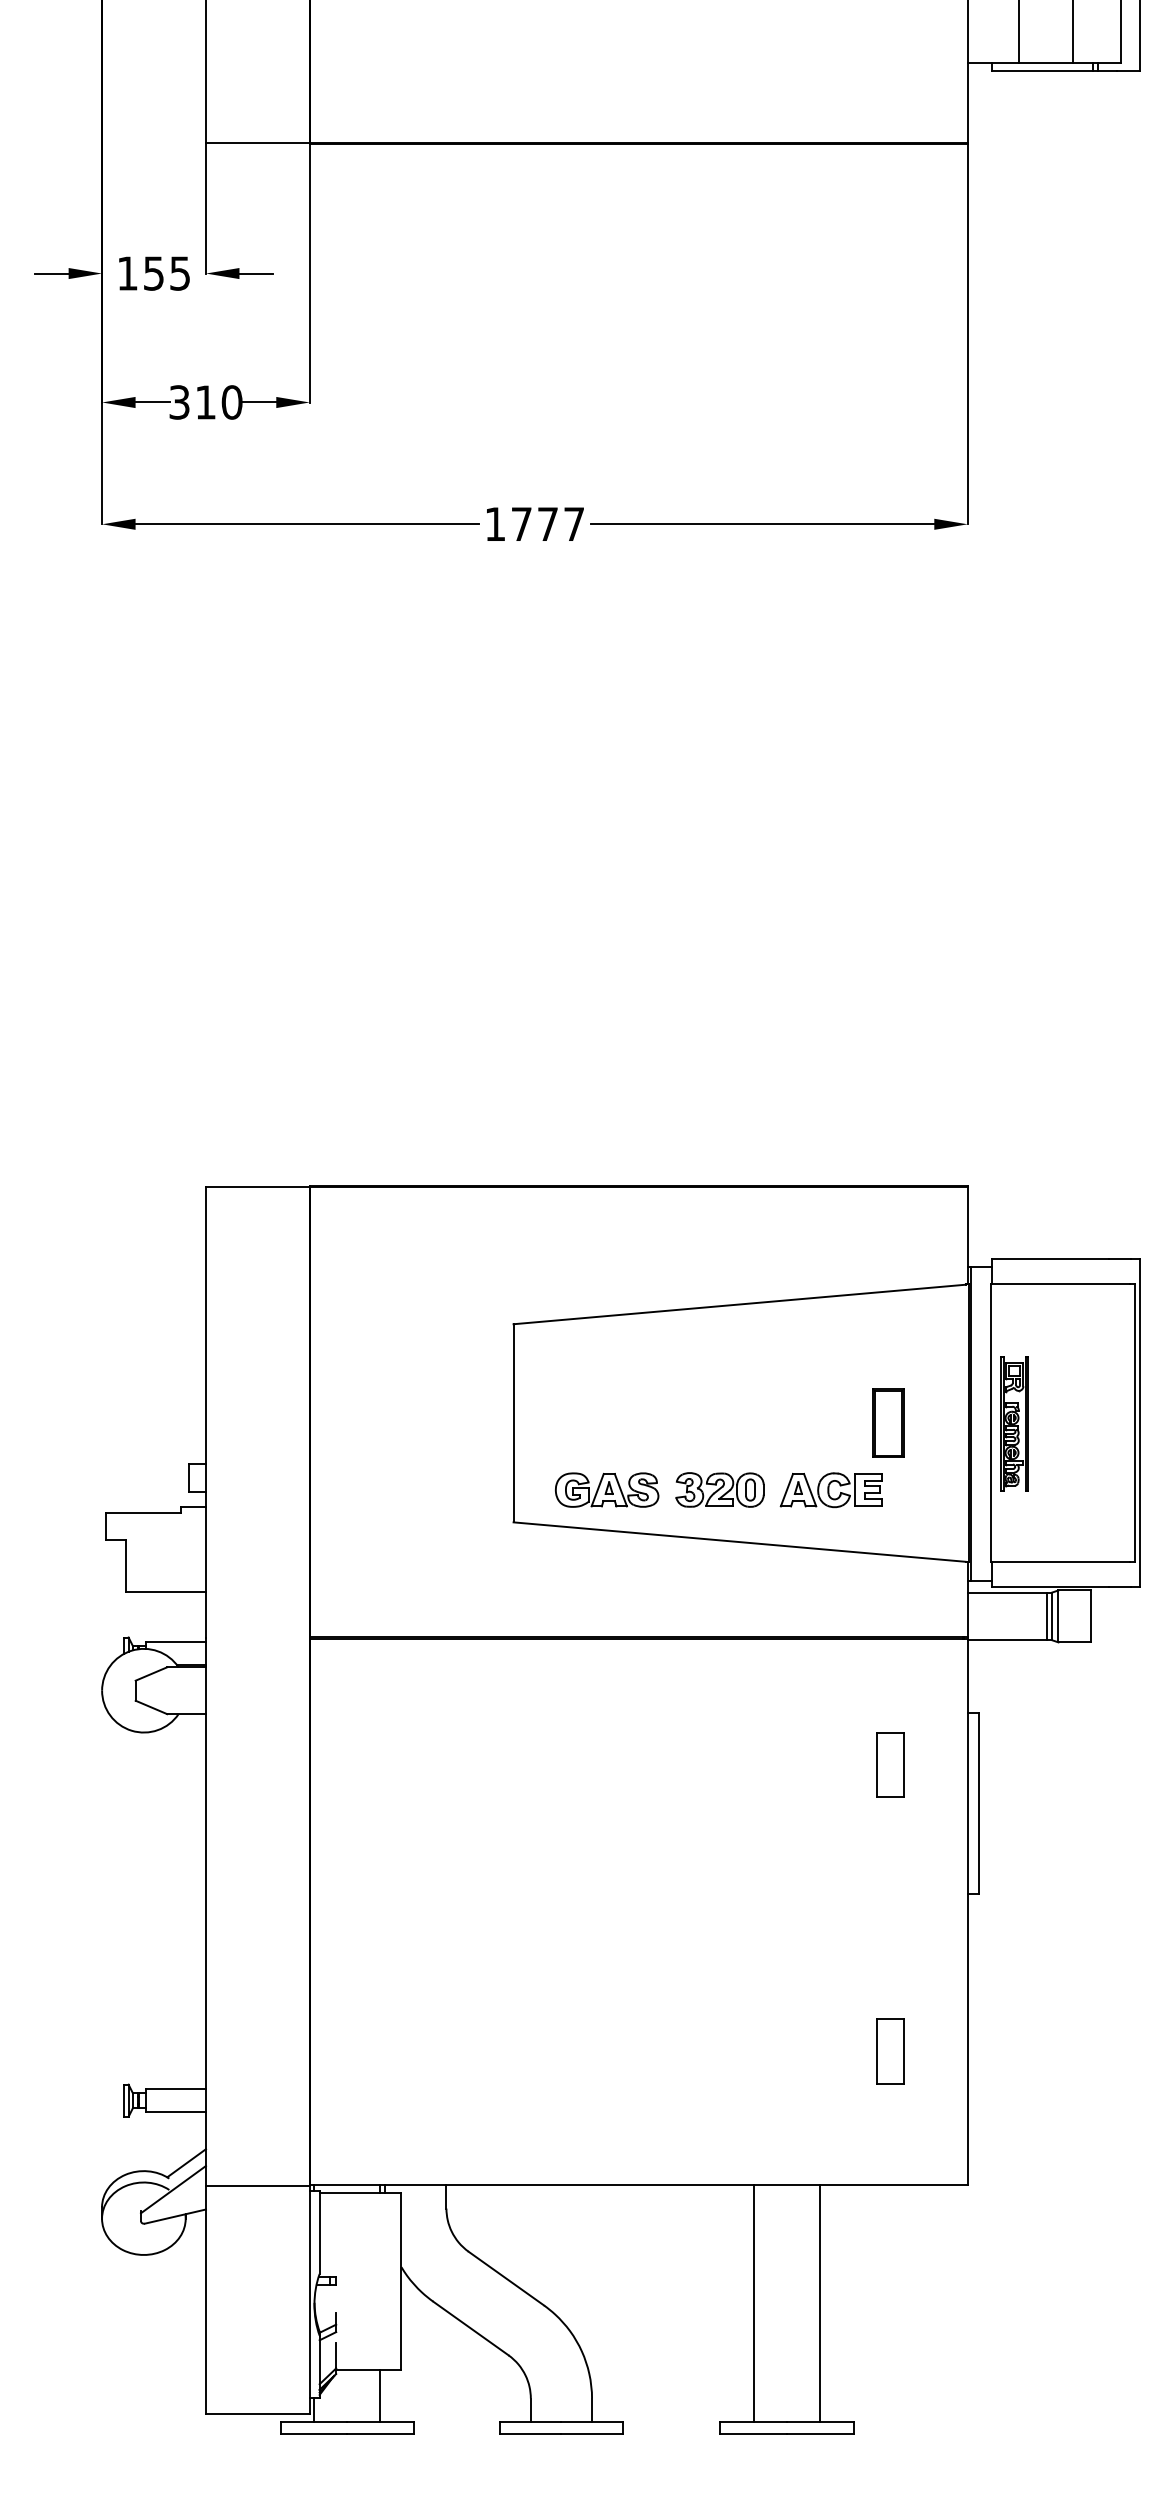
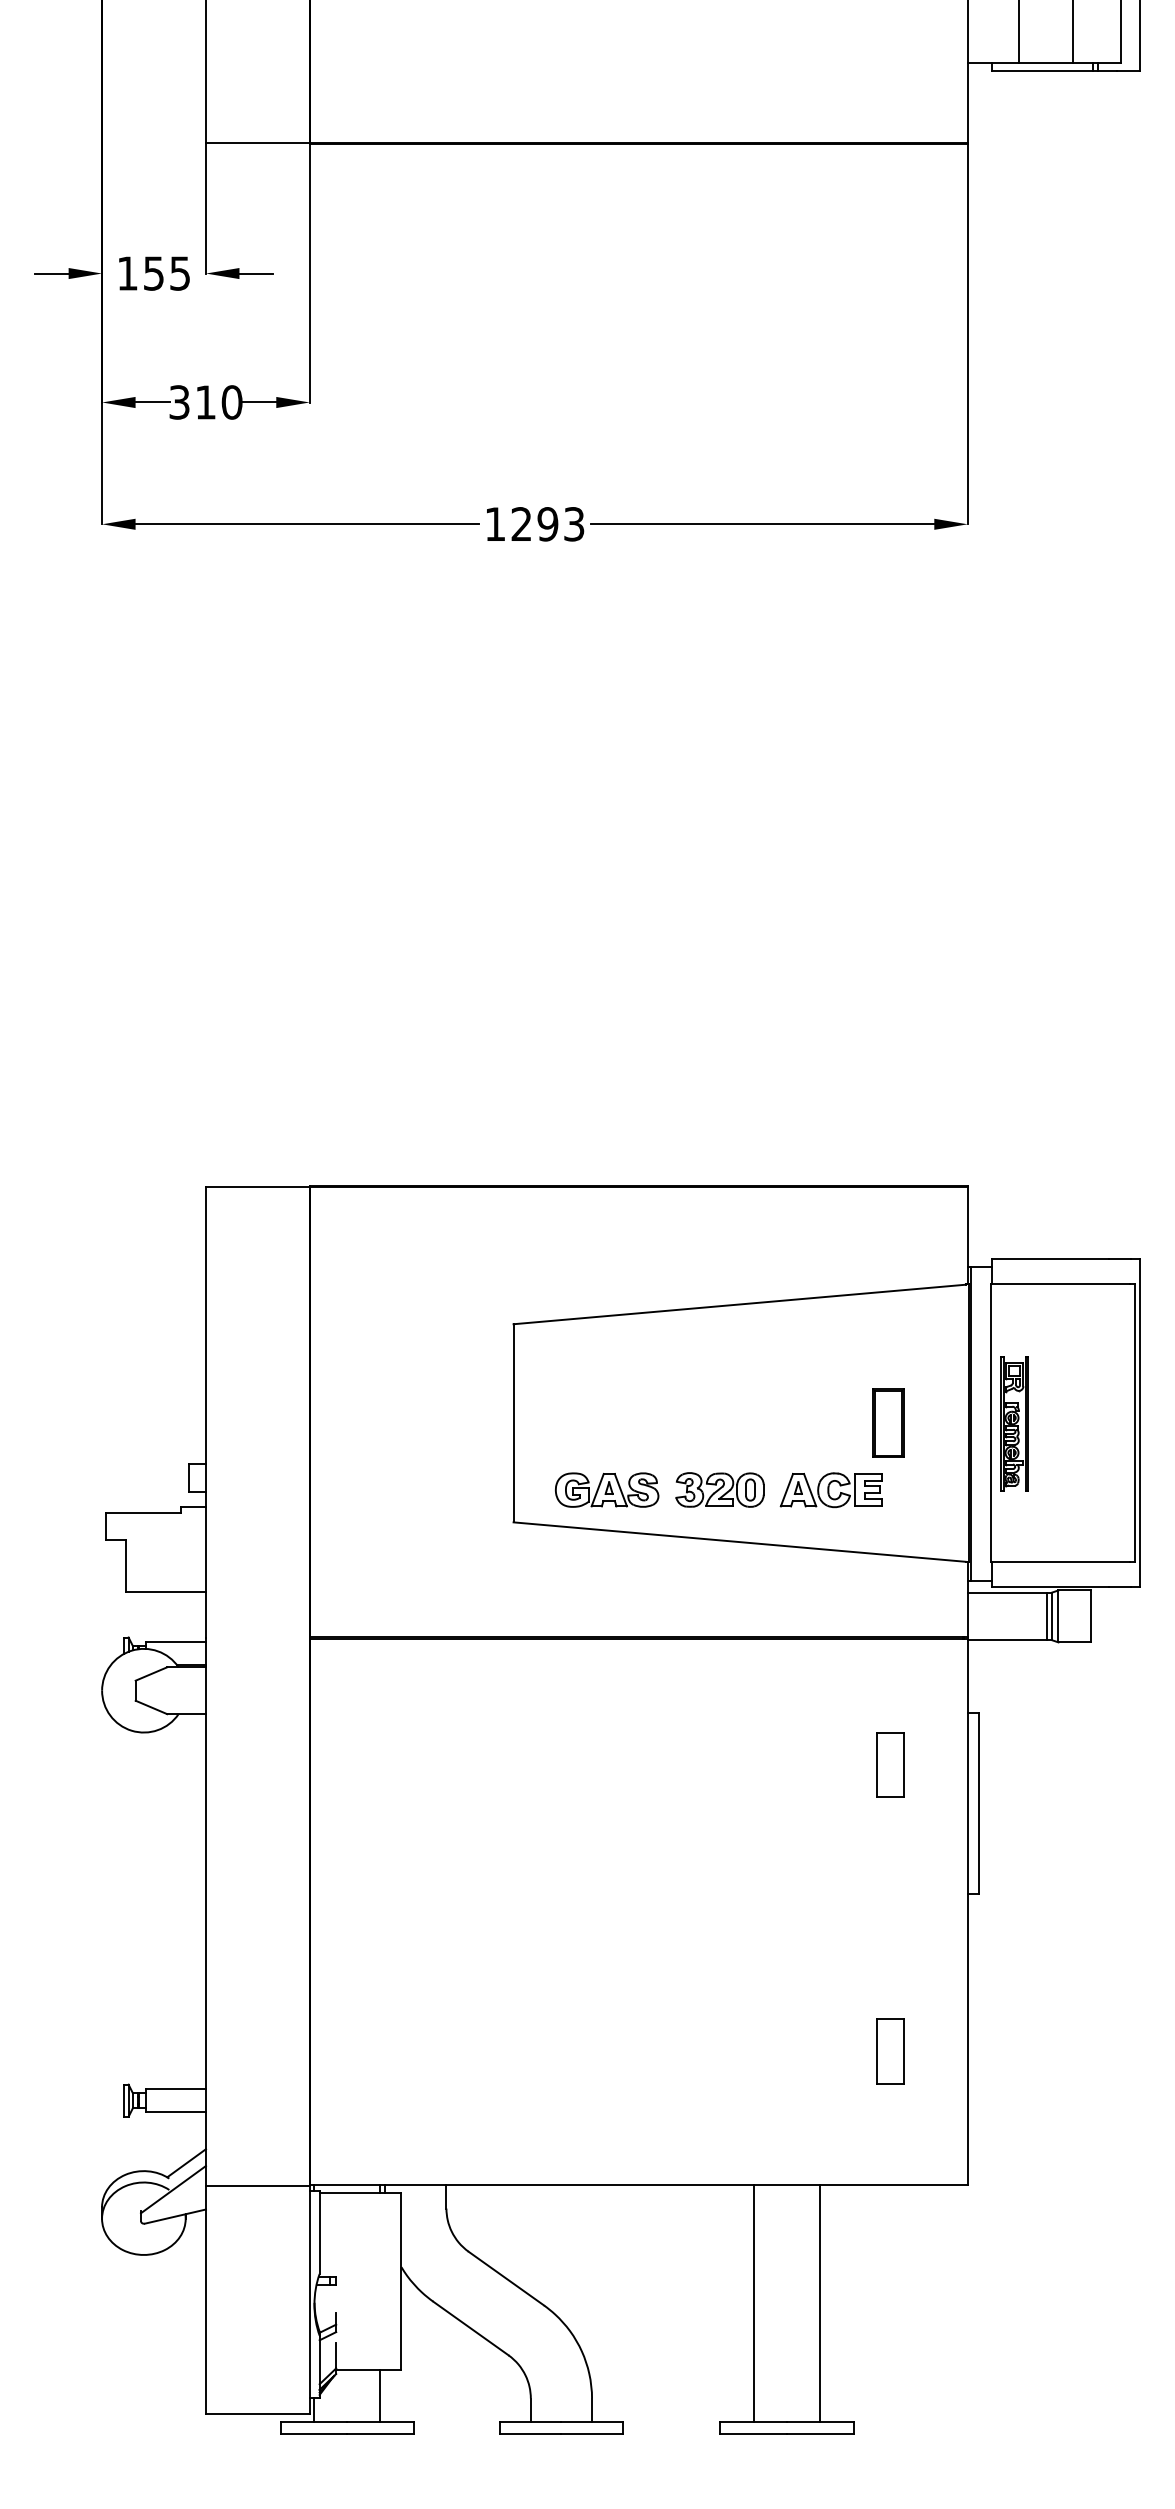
text: 1777 -> 1293 (547, 524)
